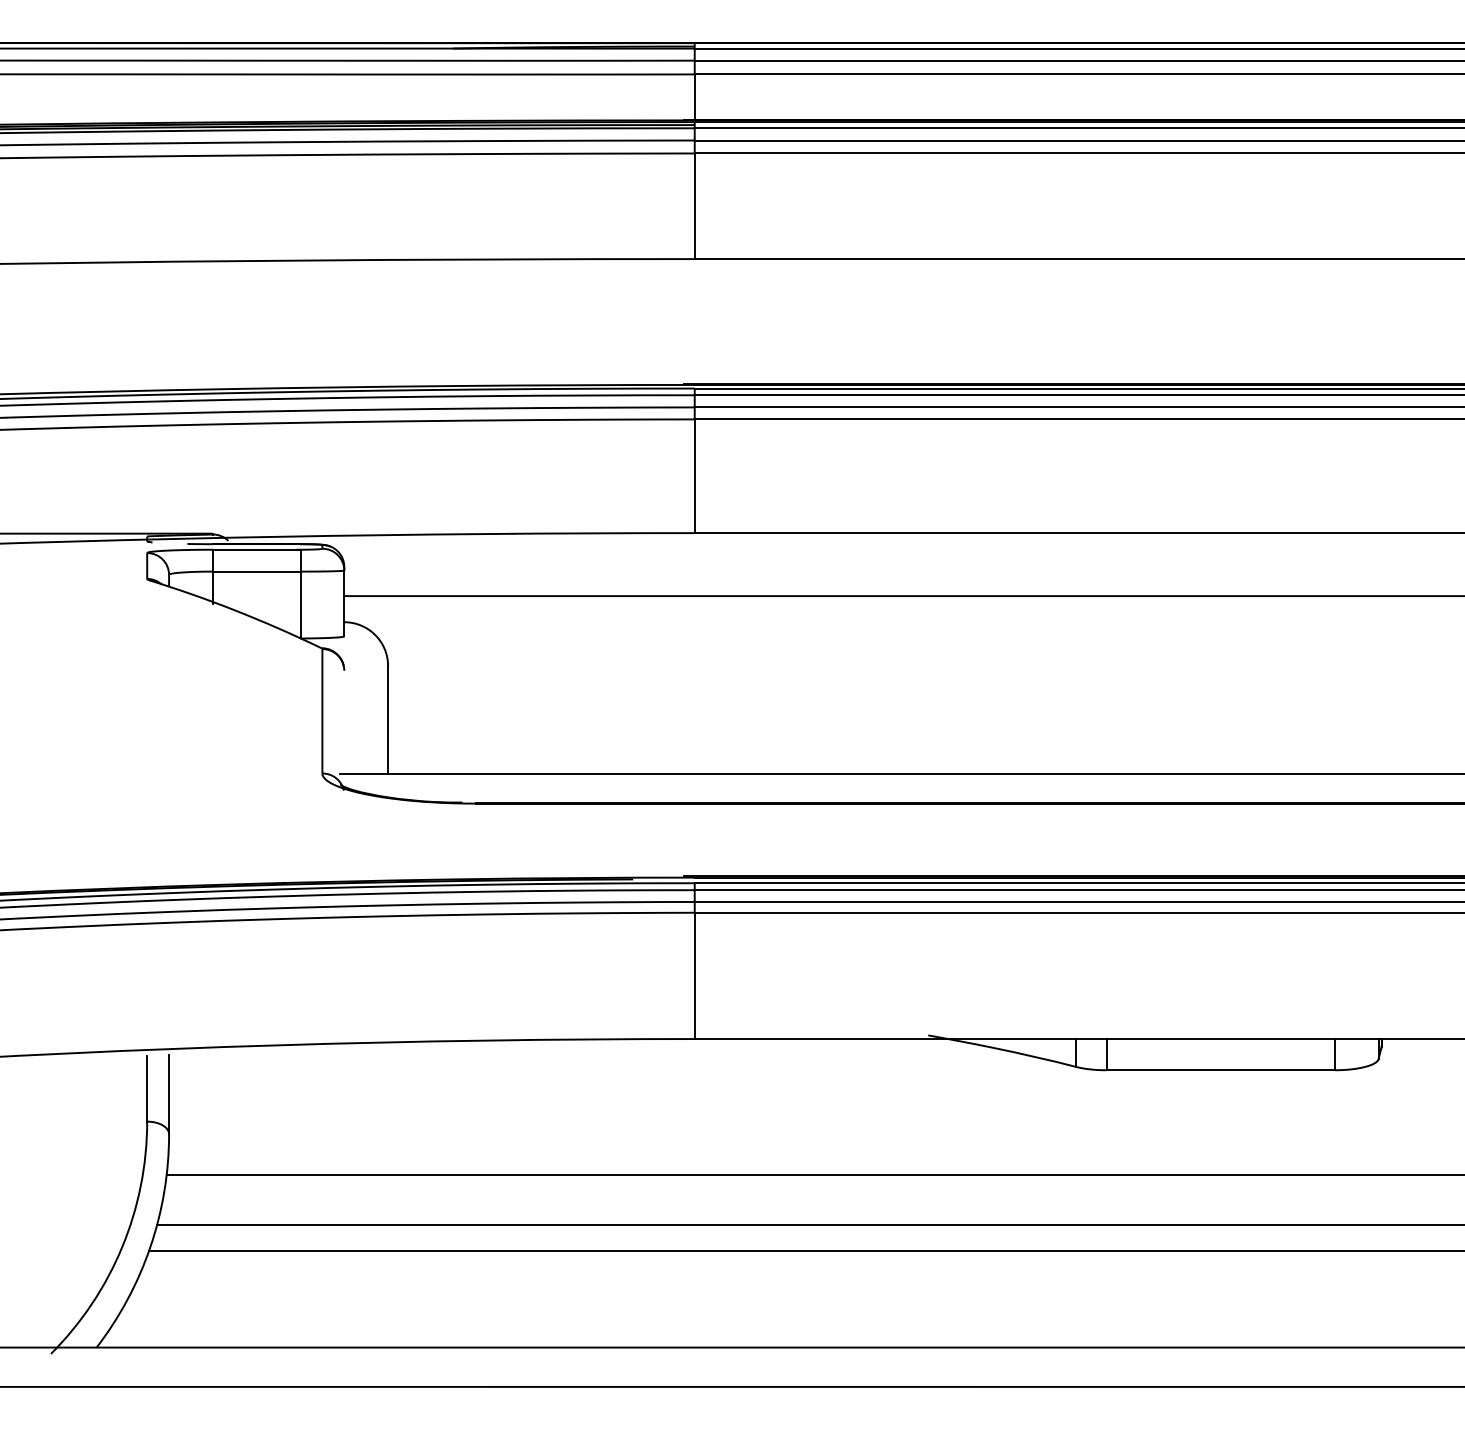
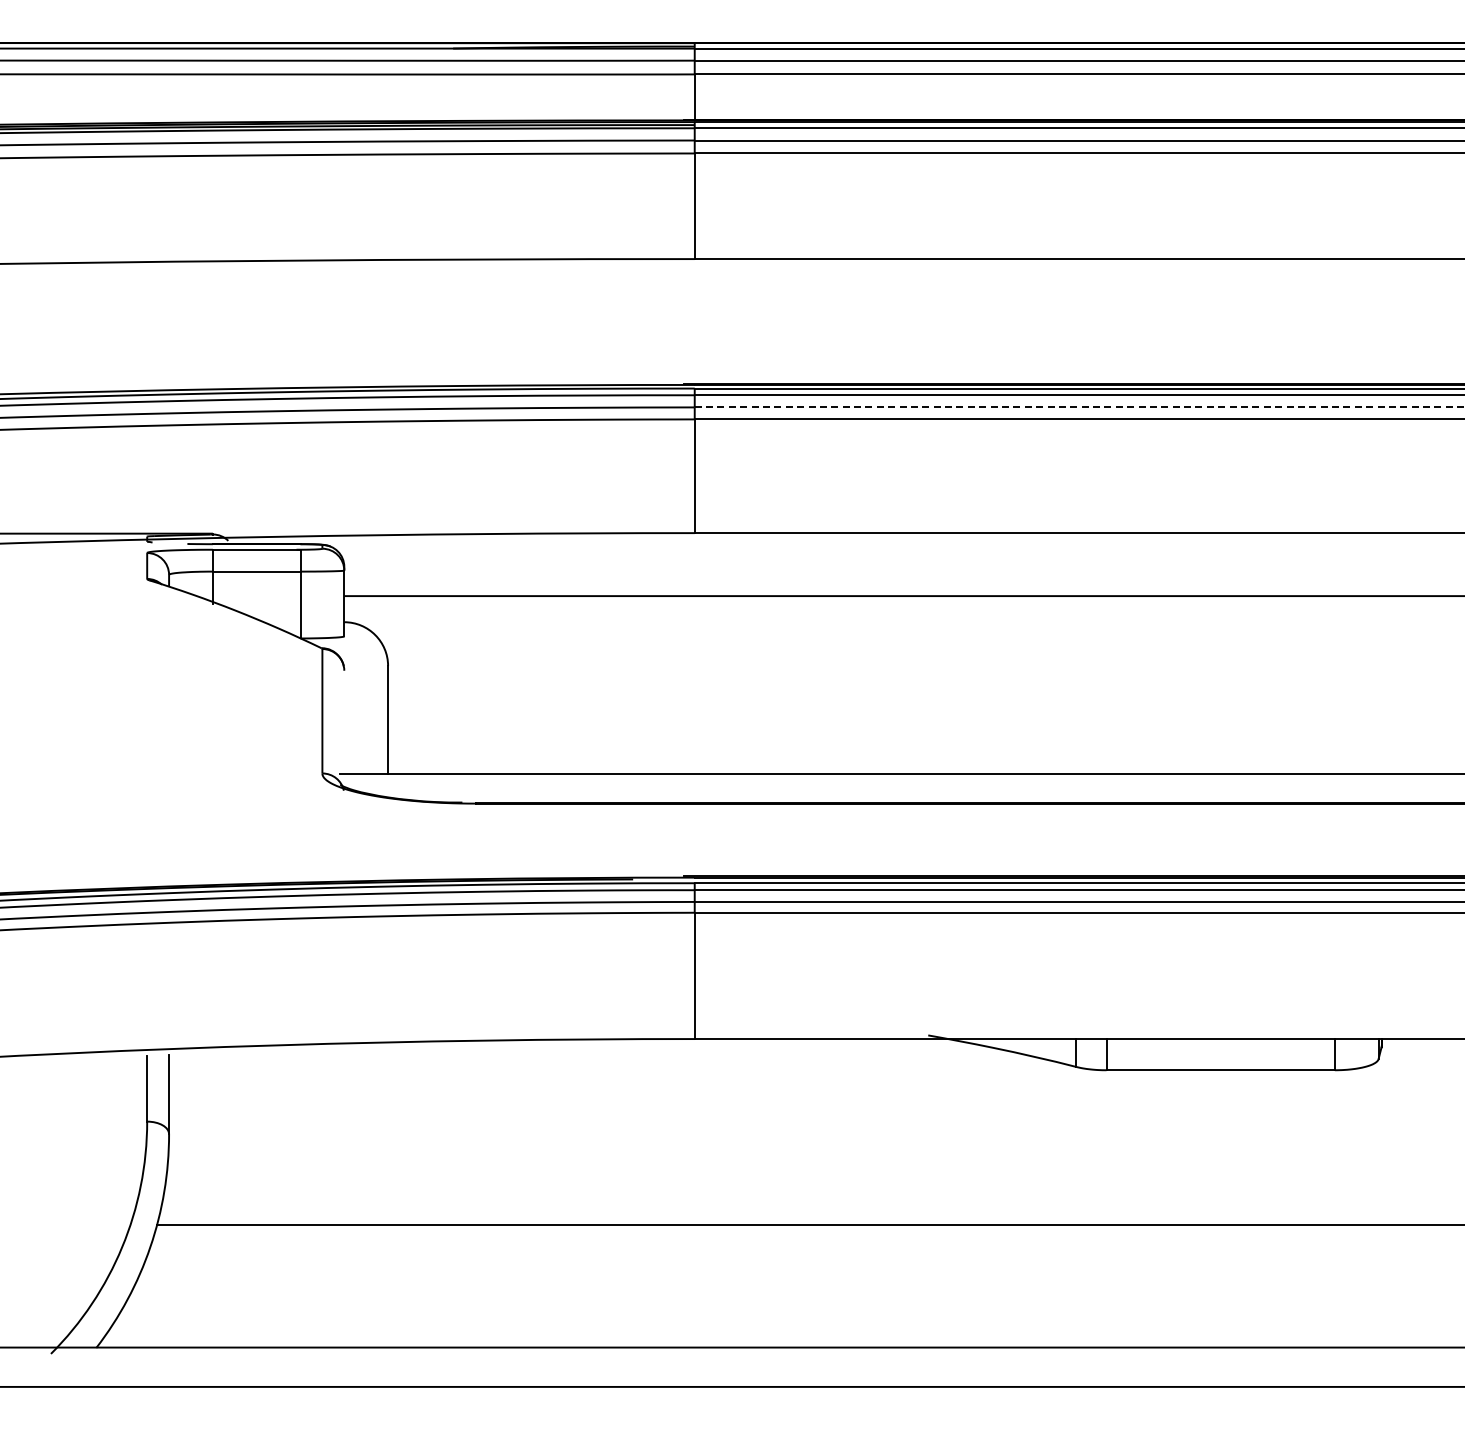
line: solid -> dashed (1079, 407)
line: present -> none (813, 1175)
line: present -> none (804, 1250)
